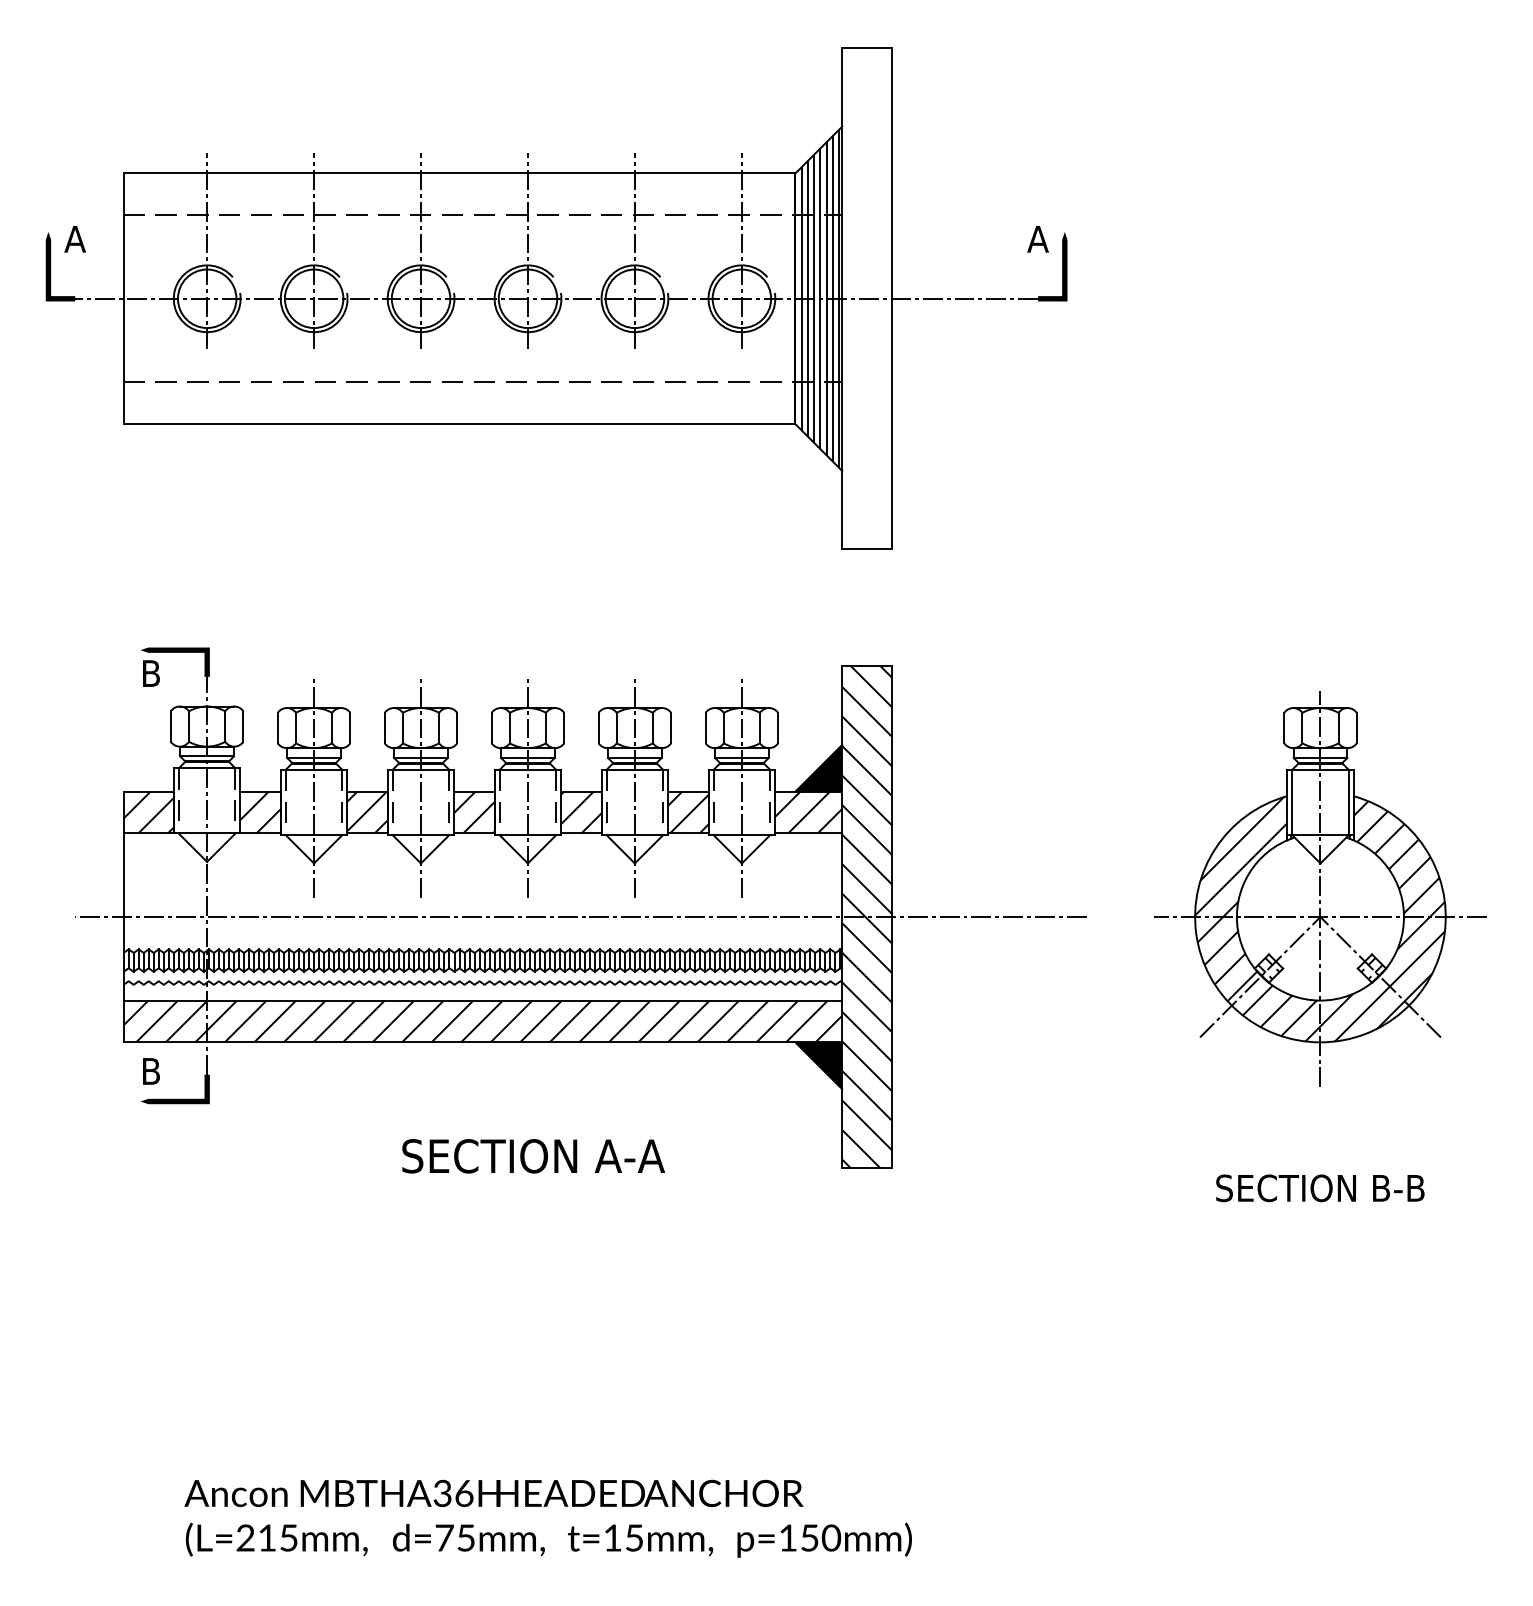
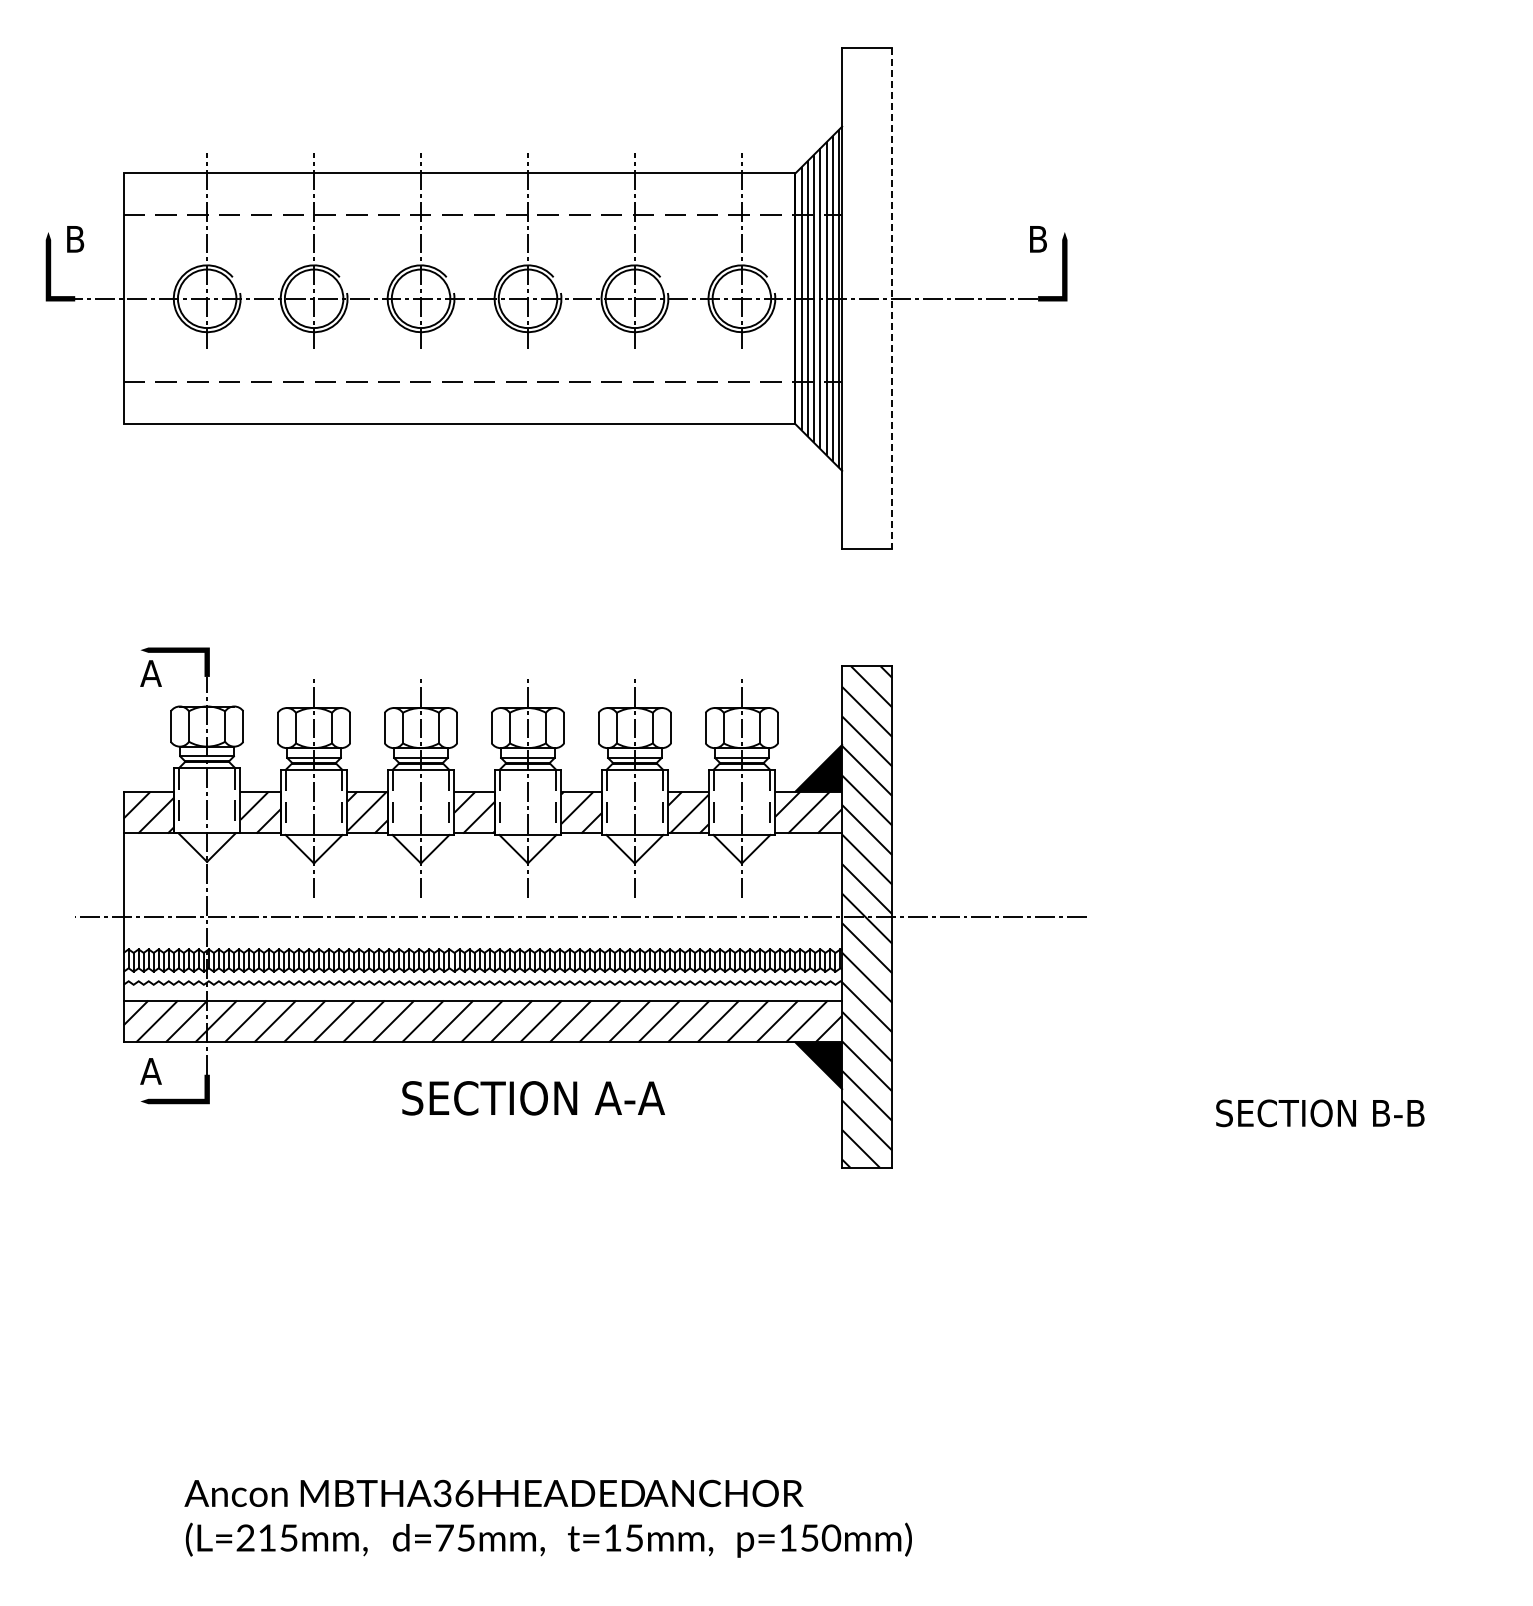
text: A -> B (74, 239)
text: A -> B (1037, 239)
line: solid -> dashed (892, 298)
text: B -> A (150, 673)
part: present -> none (1320, 888)
text: B -> A (150, 1071)
text position: (533, 1156) -> (533, 1098) (533, 1098)
text position: (1320, 1188) -> (1320, 1113) (1320, 1113)
